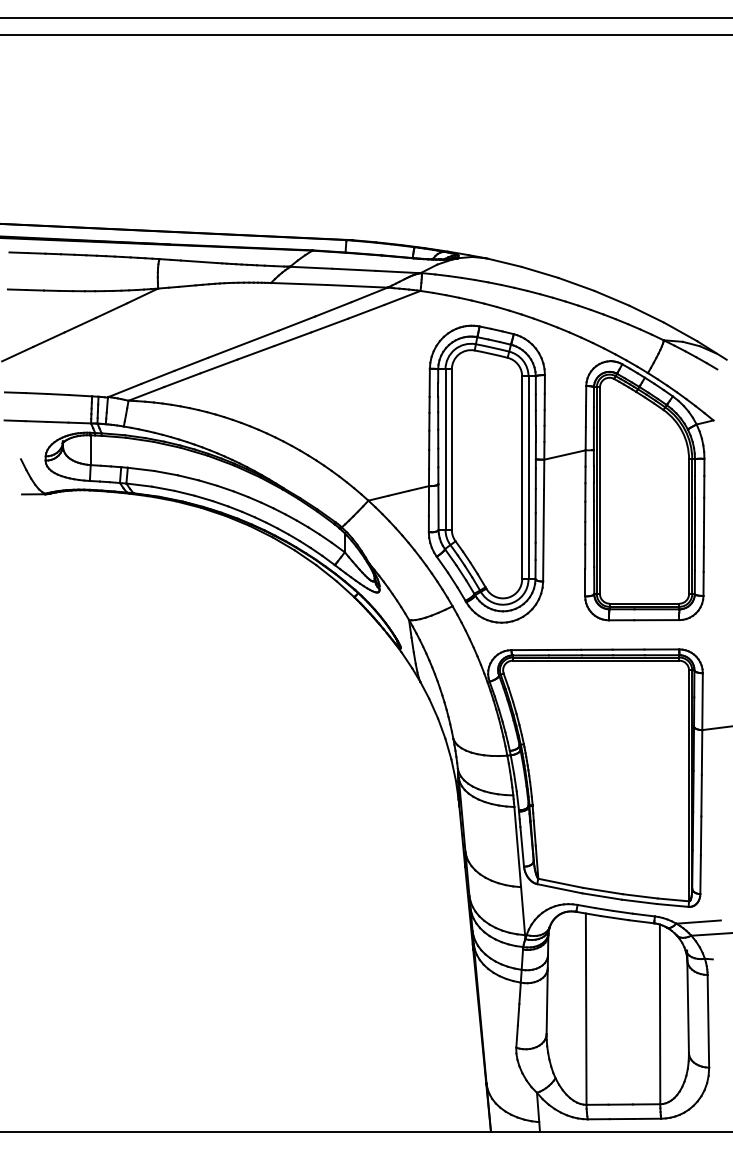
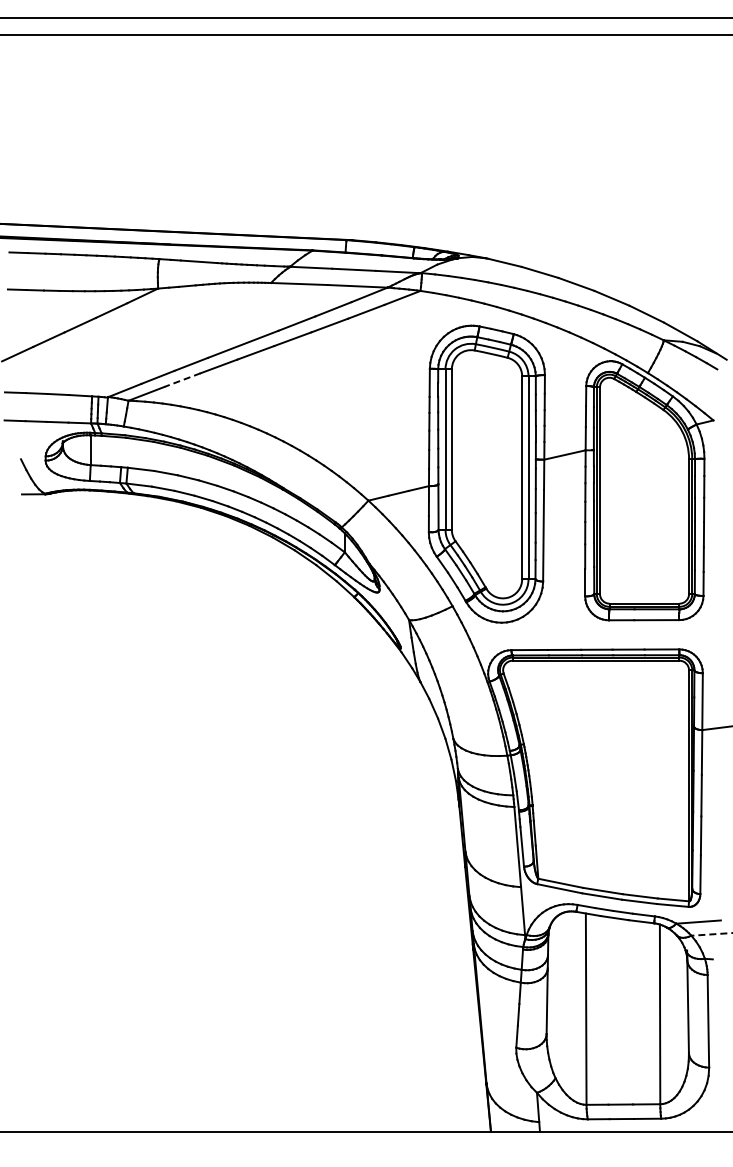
line: solid -> dashed (181, 380)
line: solid -> dashed (711, 934)
